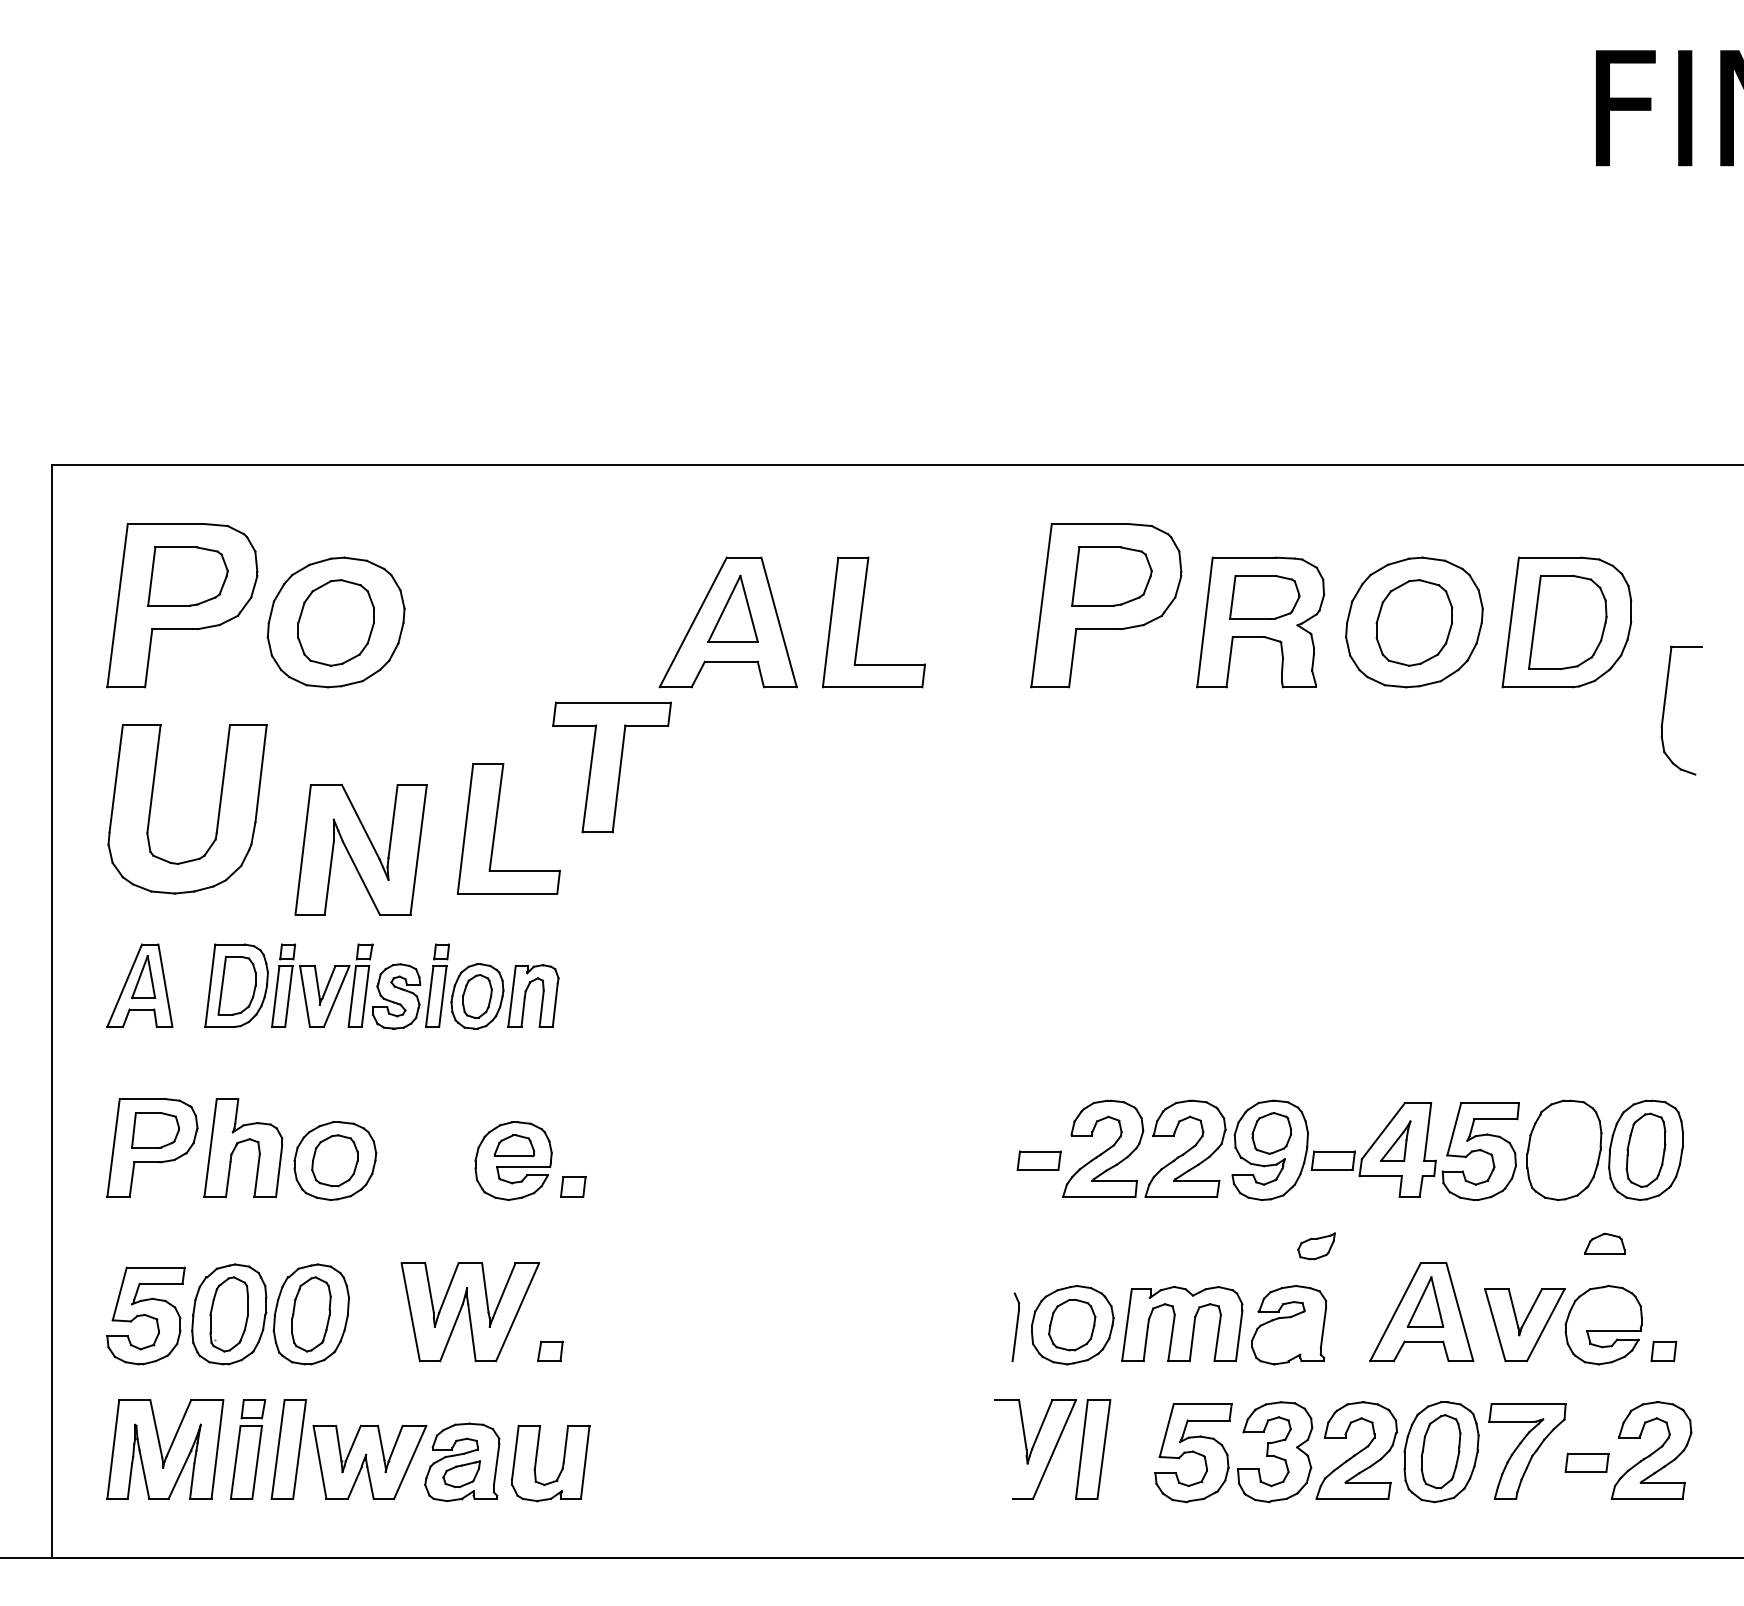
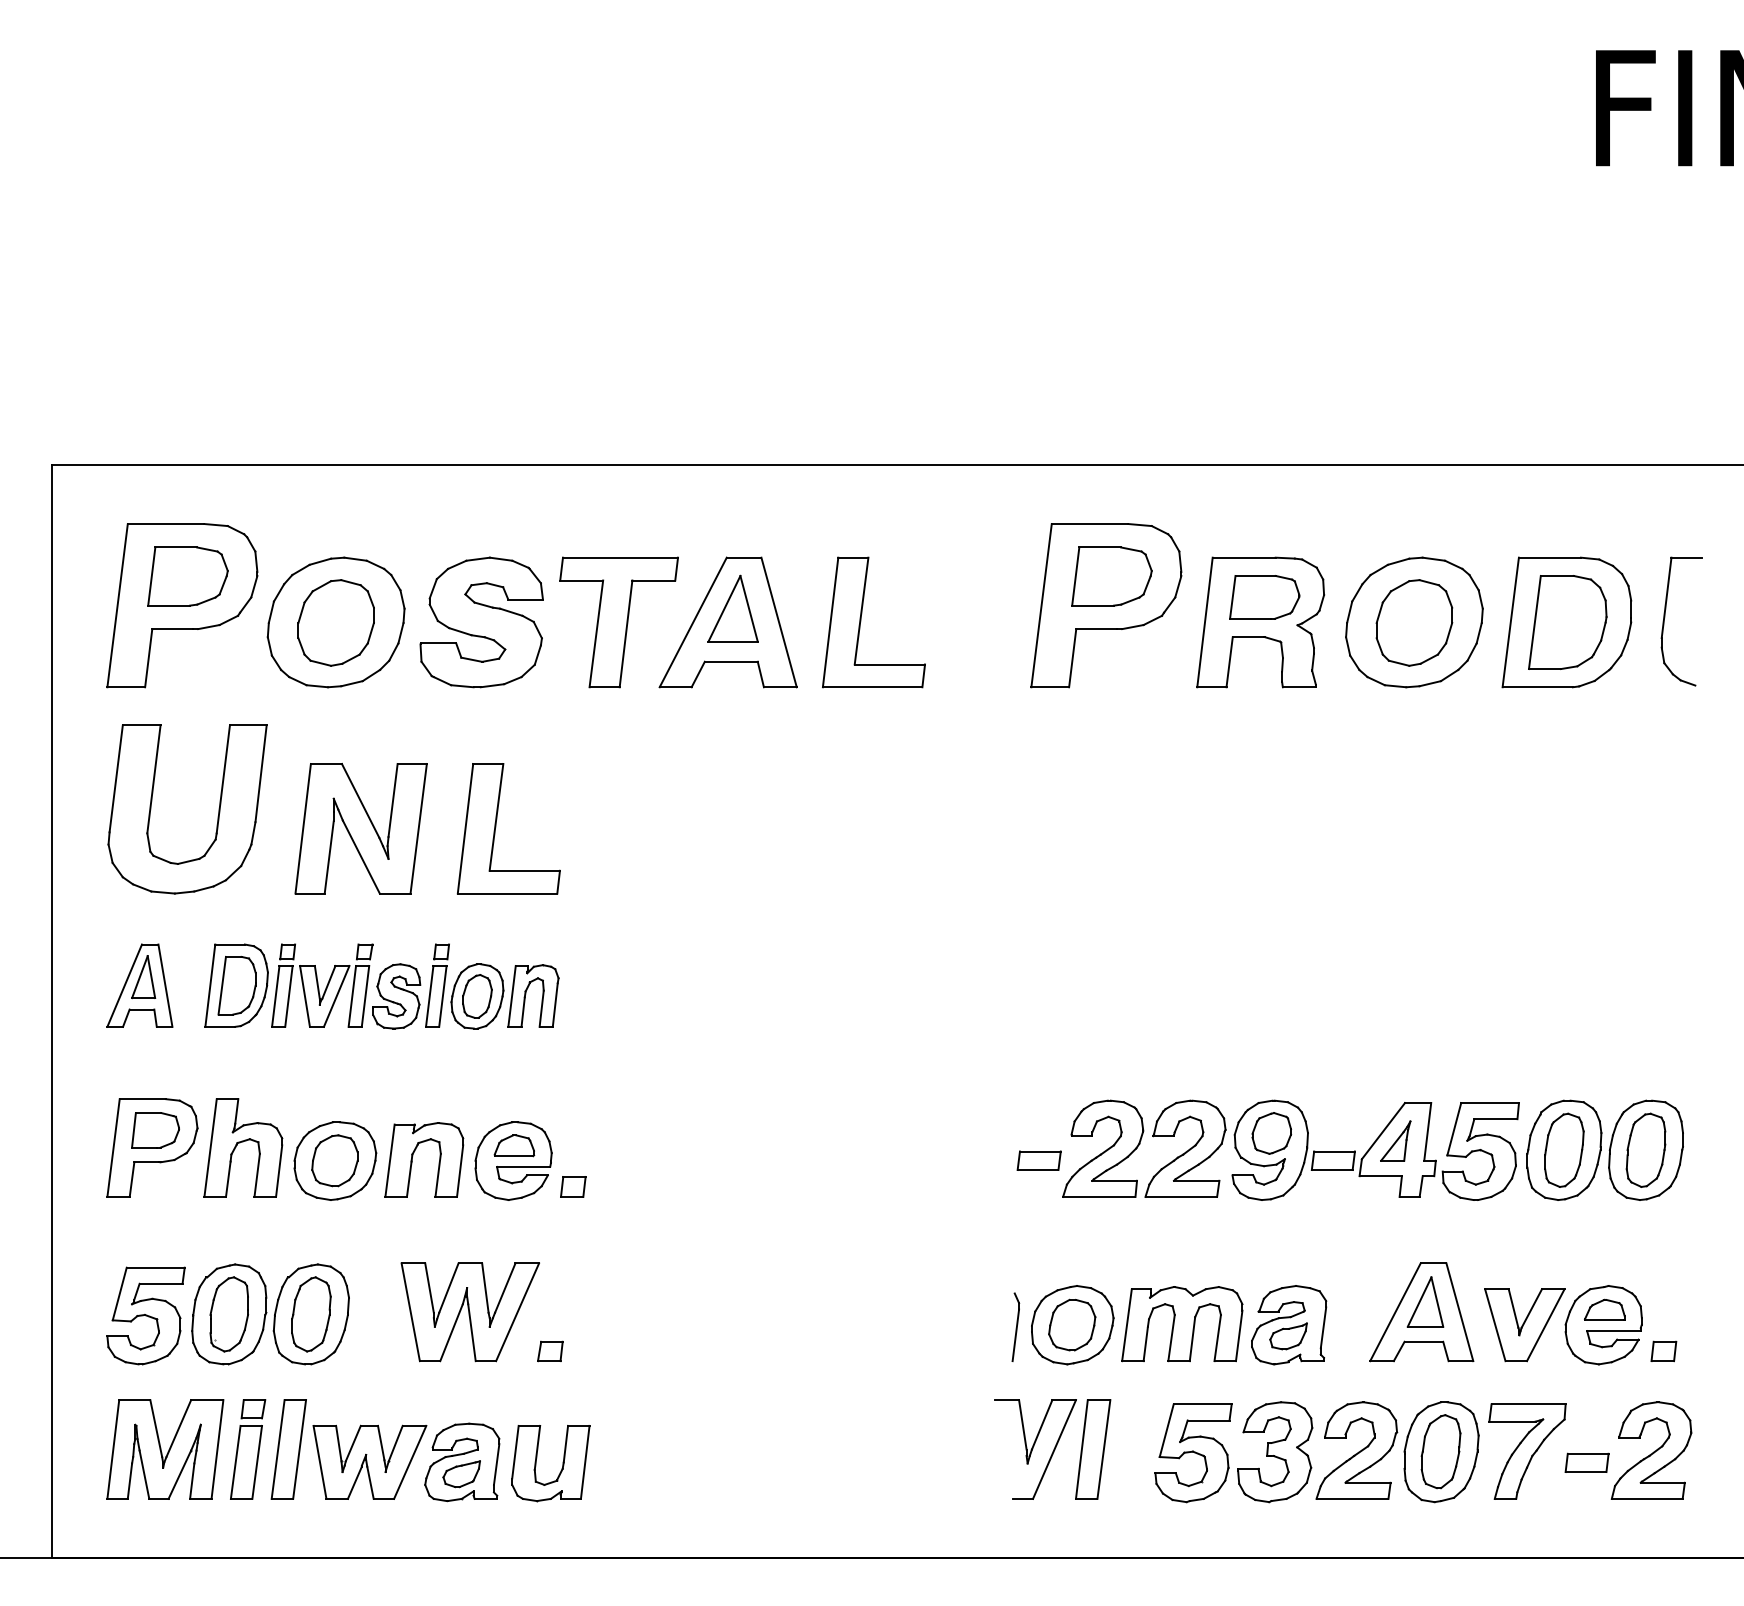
part: none -> present (481, 622)
part position: (1665, 706) -> (1665, 617) (1665, 617)
part position: (611, 767) -> (618, 622) (618, 622)
part position: (360, 849) -> (360, 828) (360, 828)
part: none -> present (1564, 1149)
part: none -> present (413, 1156)
part position: (1604, 1243) -> (1604, 1309) (1604, 1309)
part position: (1316, 1246) -> (1288, 1336) (1288, 1336)
